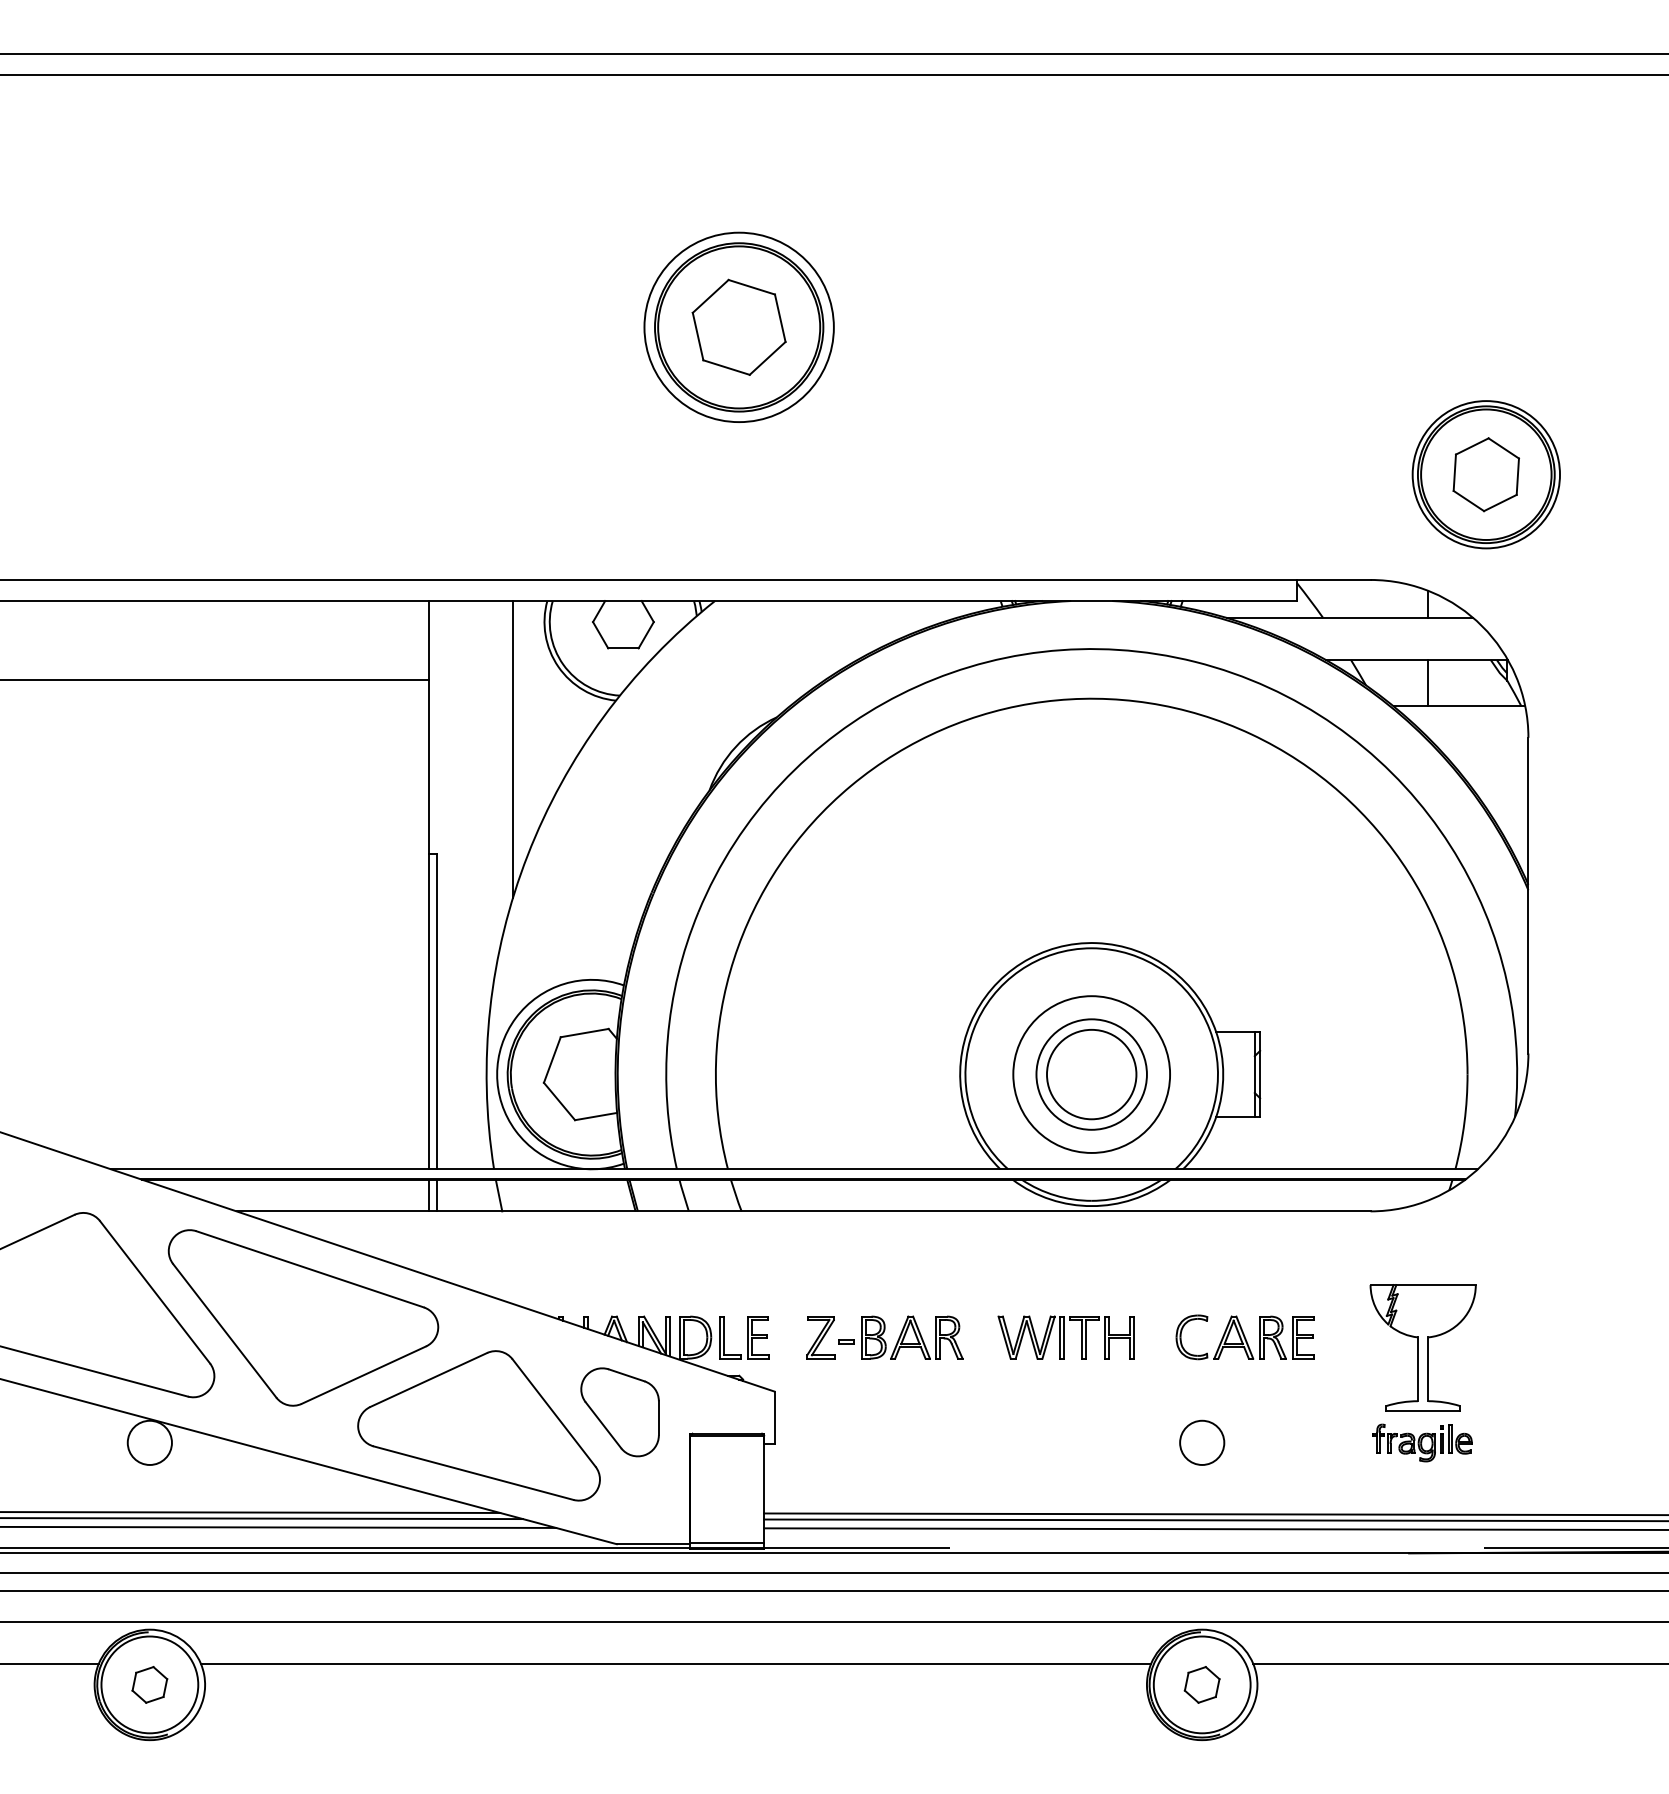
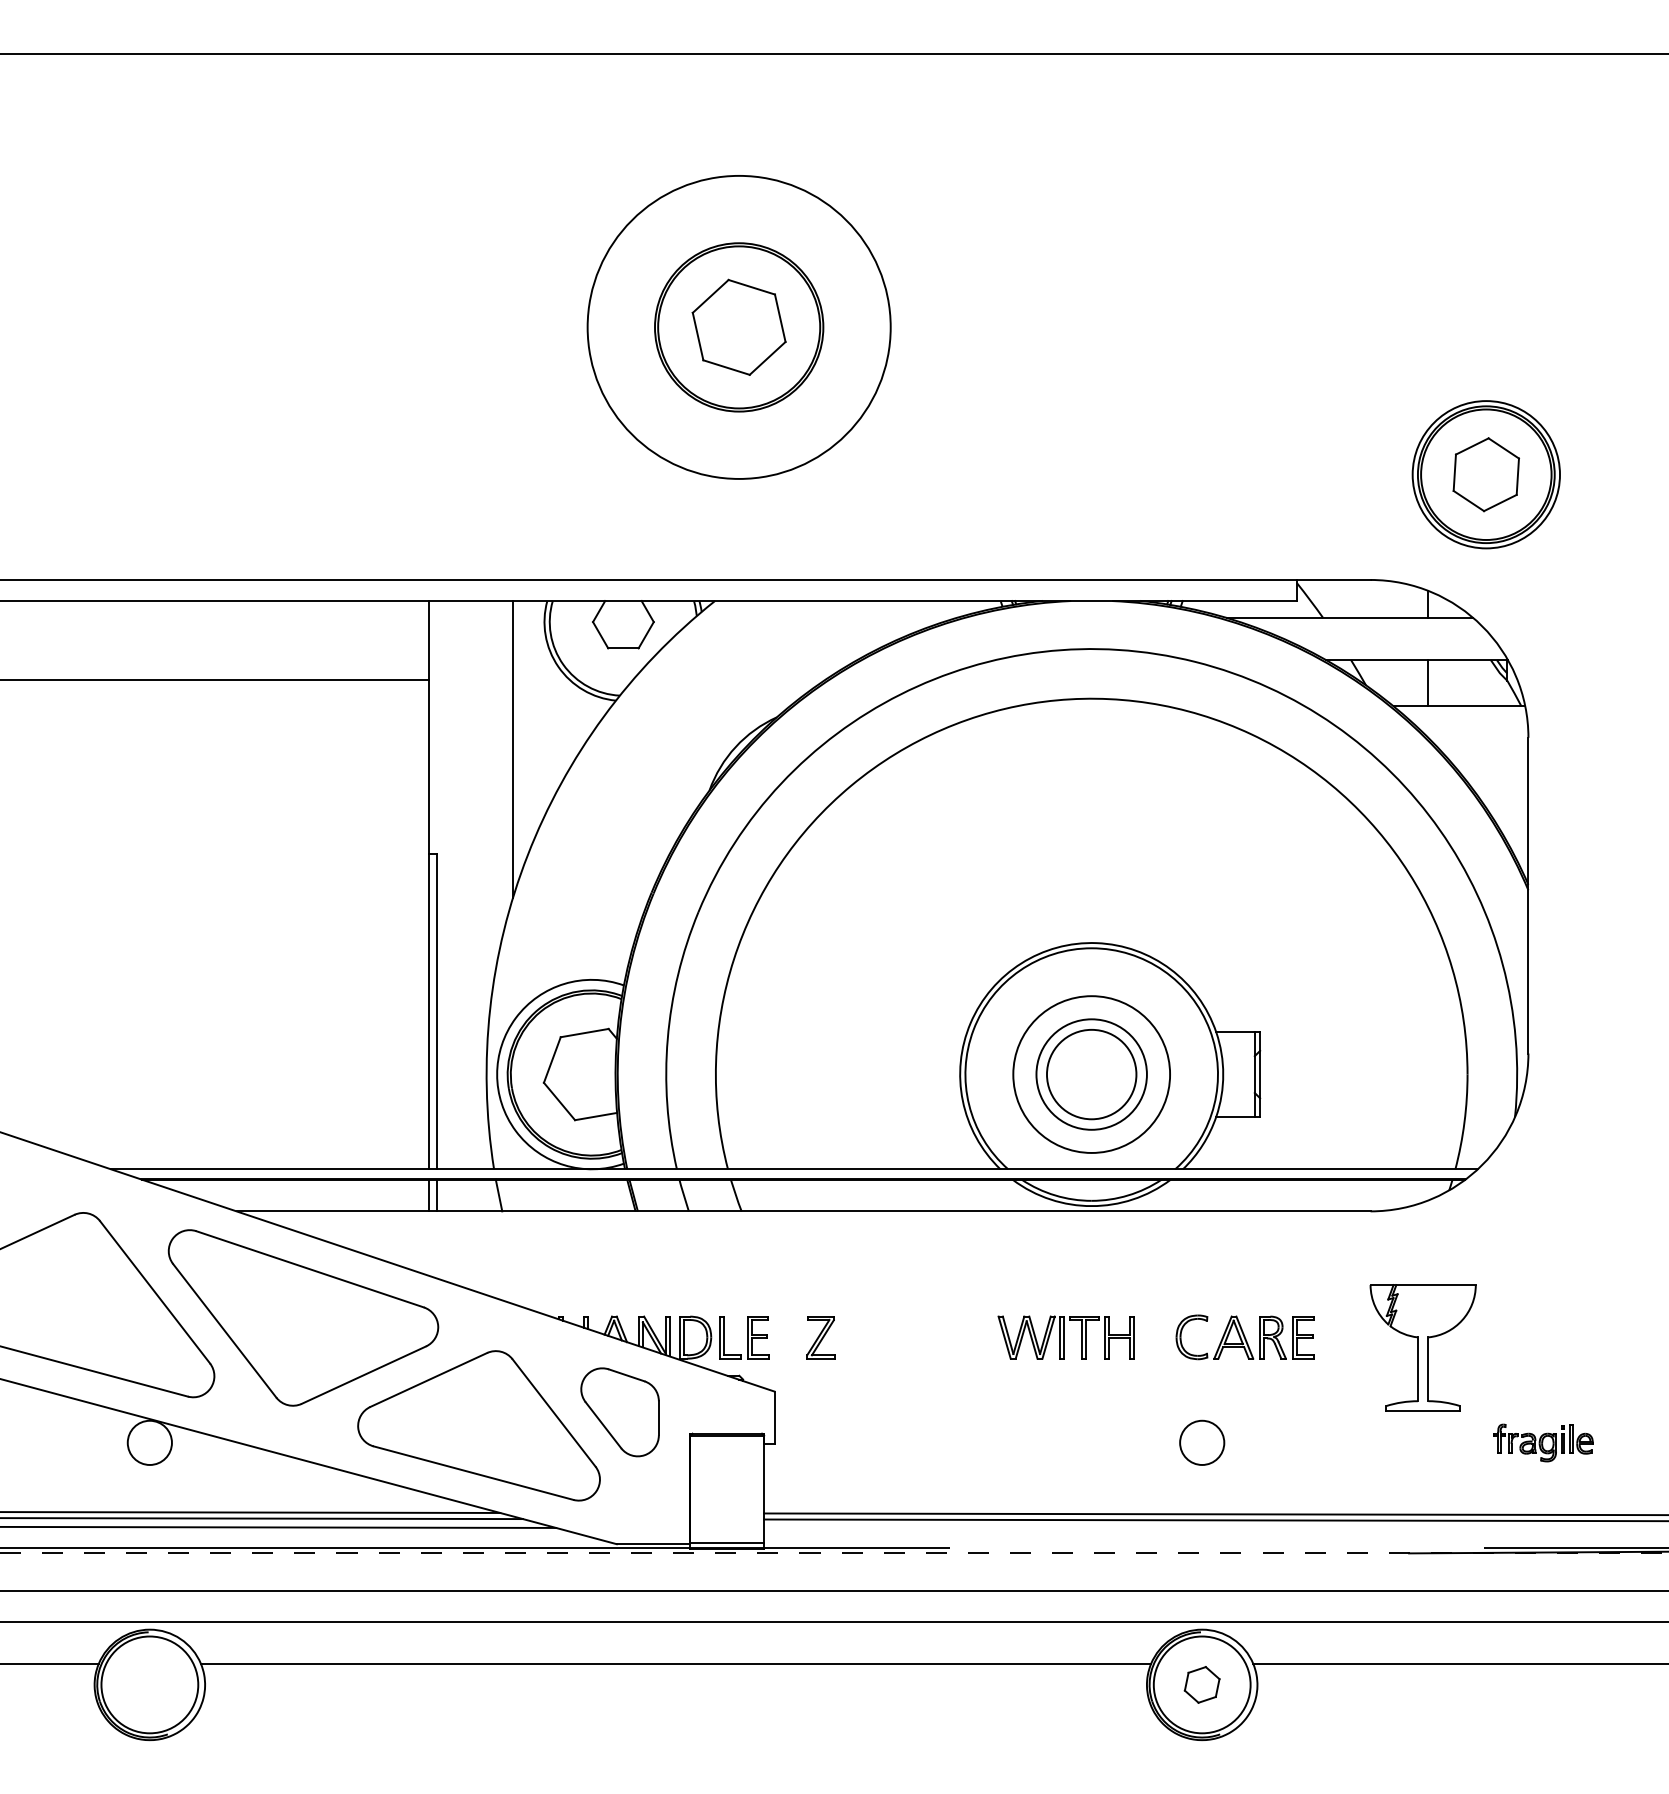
line: present -> none (833, 74)
circle diameter: 189 px -> 303 px (738, 326)
part: present -> none (900, 1337)
part position: (1422, 1442) -> (1543, 1442) (1543, 1442)
line: present -> none (1214, 1528)
line: solid -> dashed (834, 1553)
line: present -> none (833, 1572)
part: present -> none (149, 1684)
